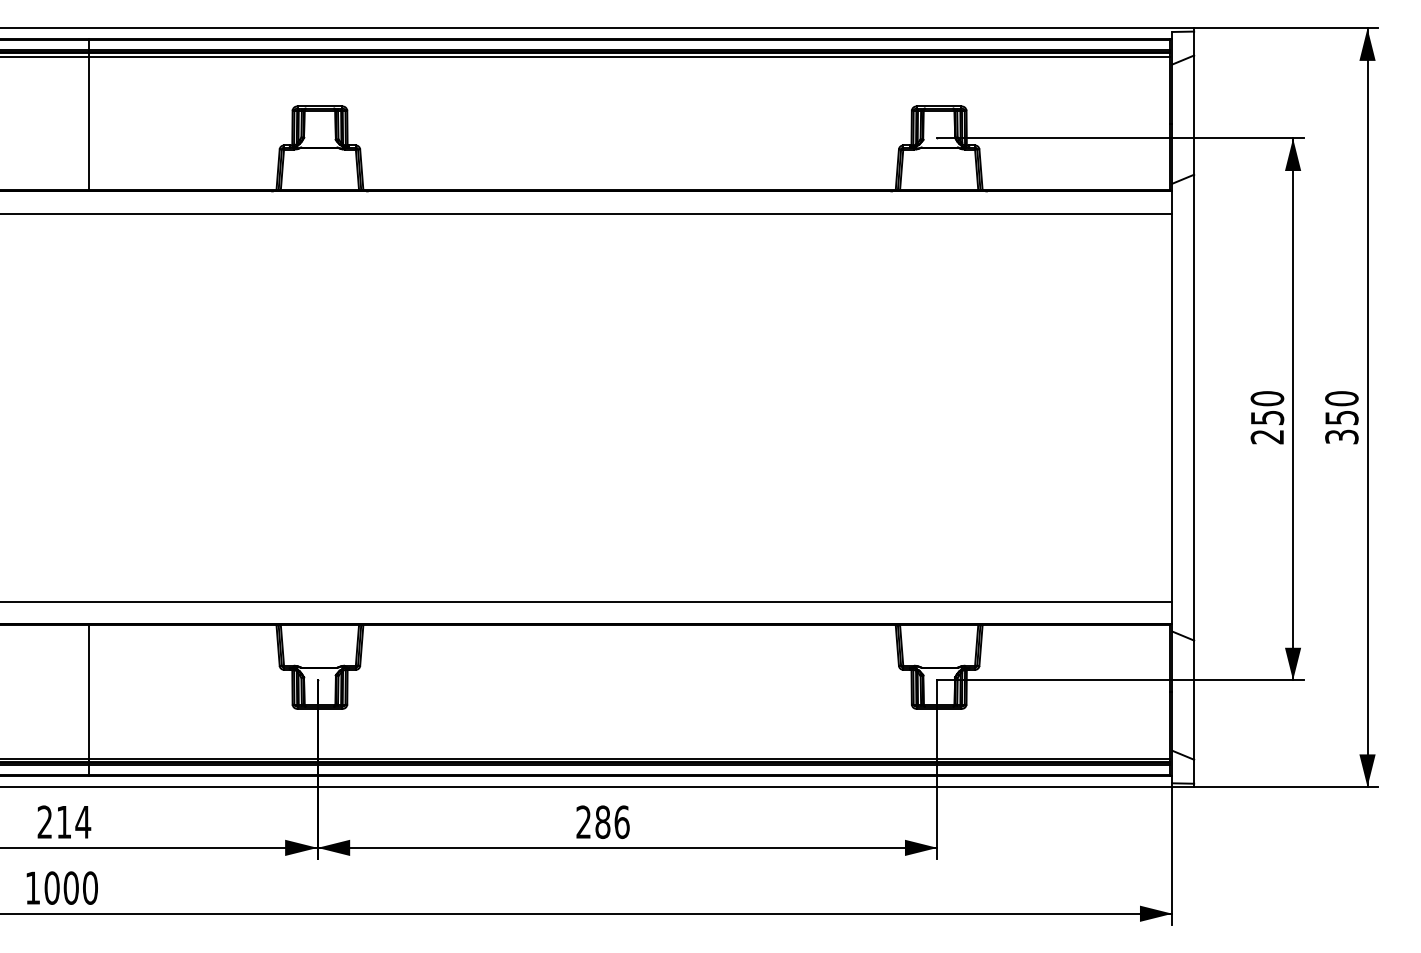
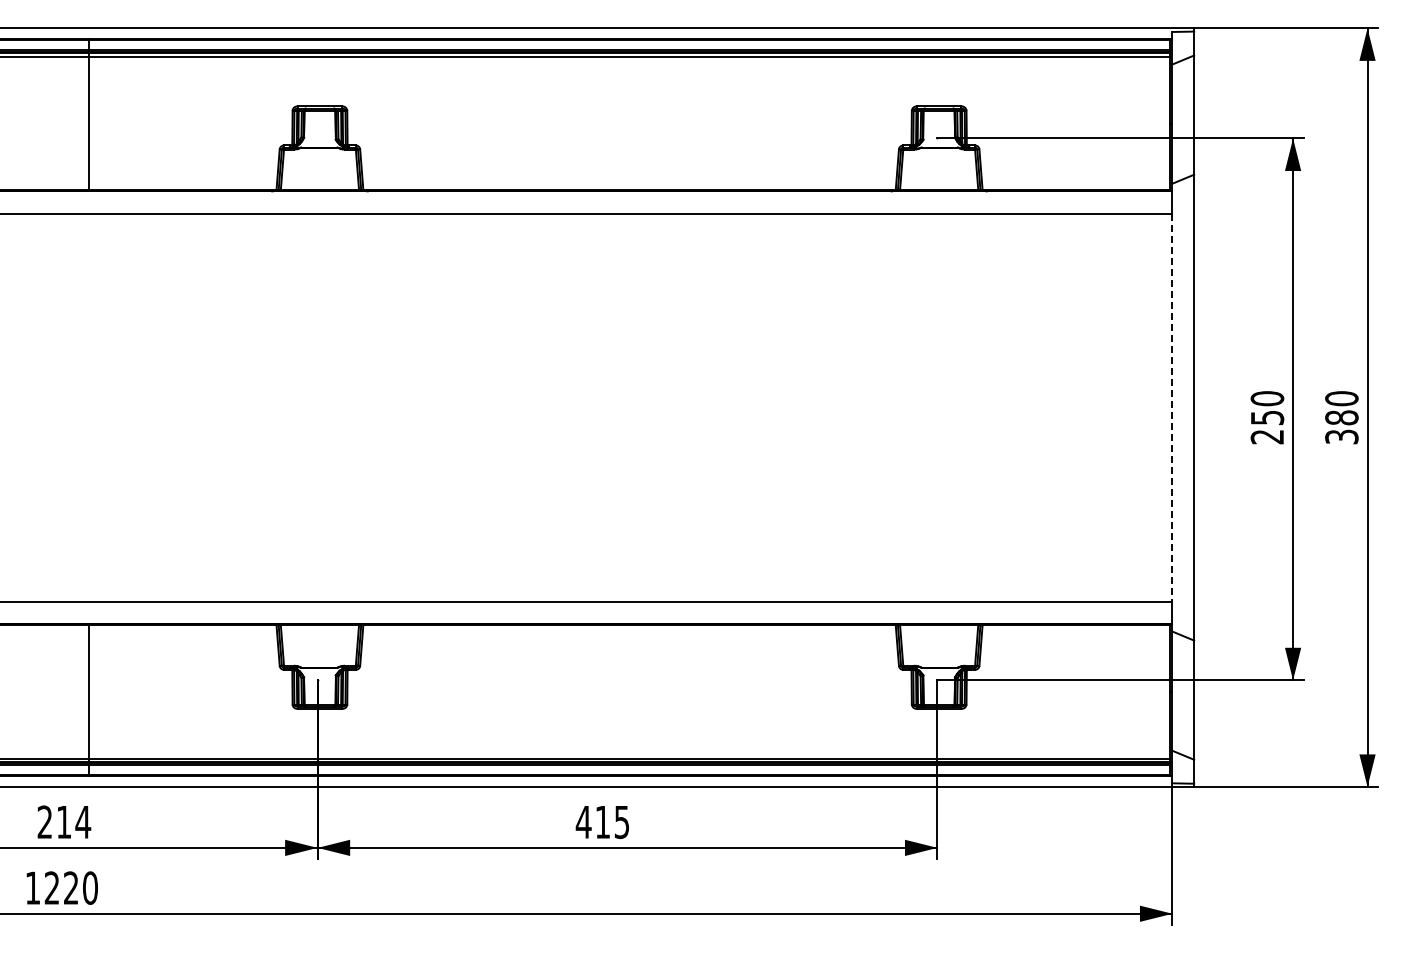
line: solid -> dashed (1172, 407)
text: 350 -> 380 (1341, 417)
text: 286 -> 415 (602, 822)
text: 1000 -> 1220 (61, 887)
